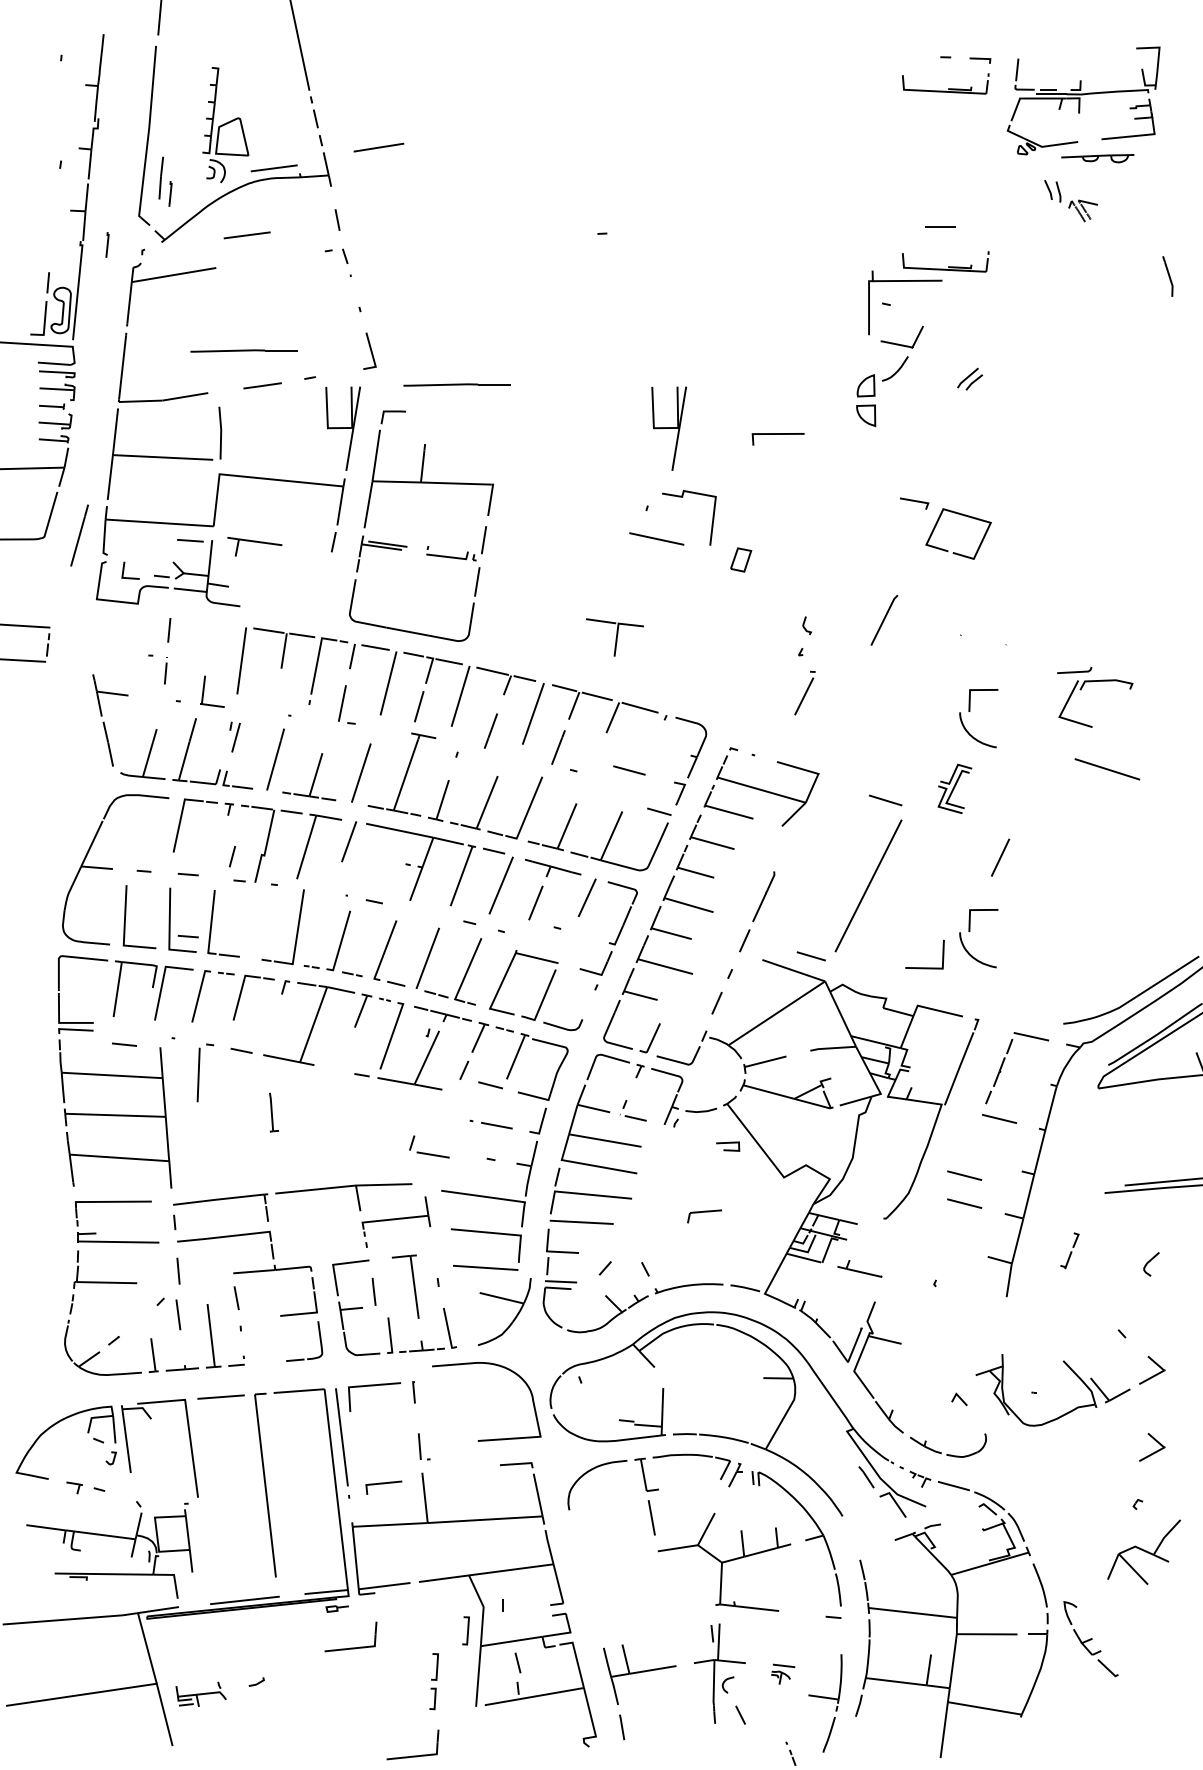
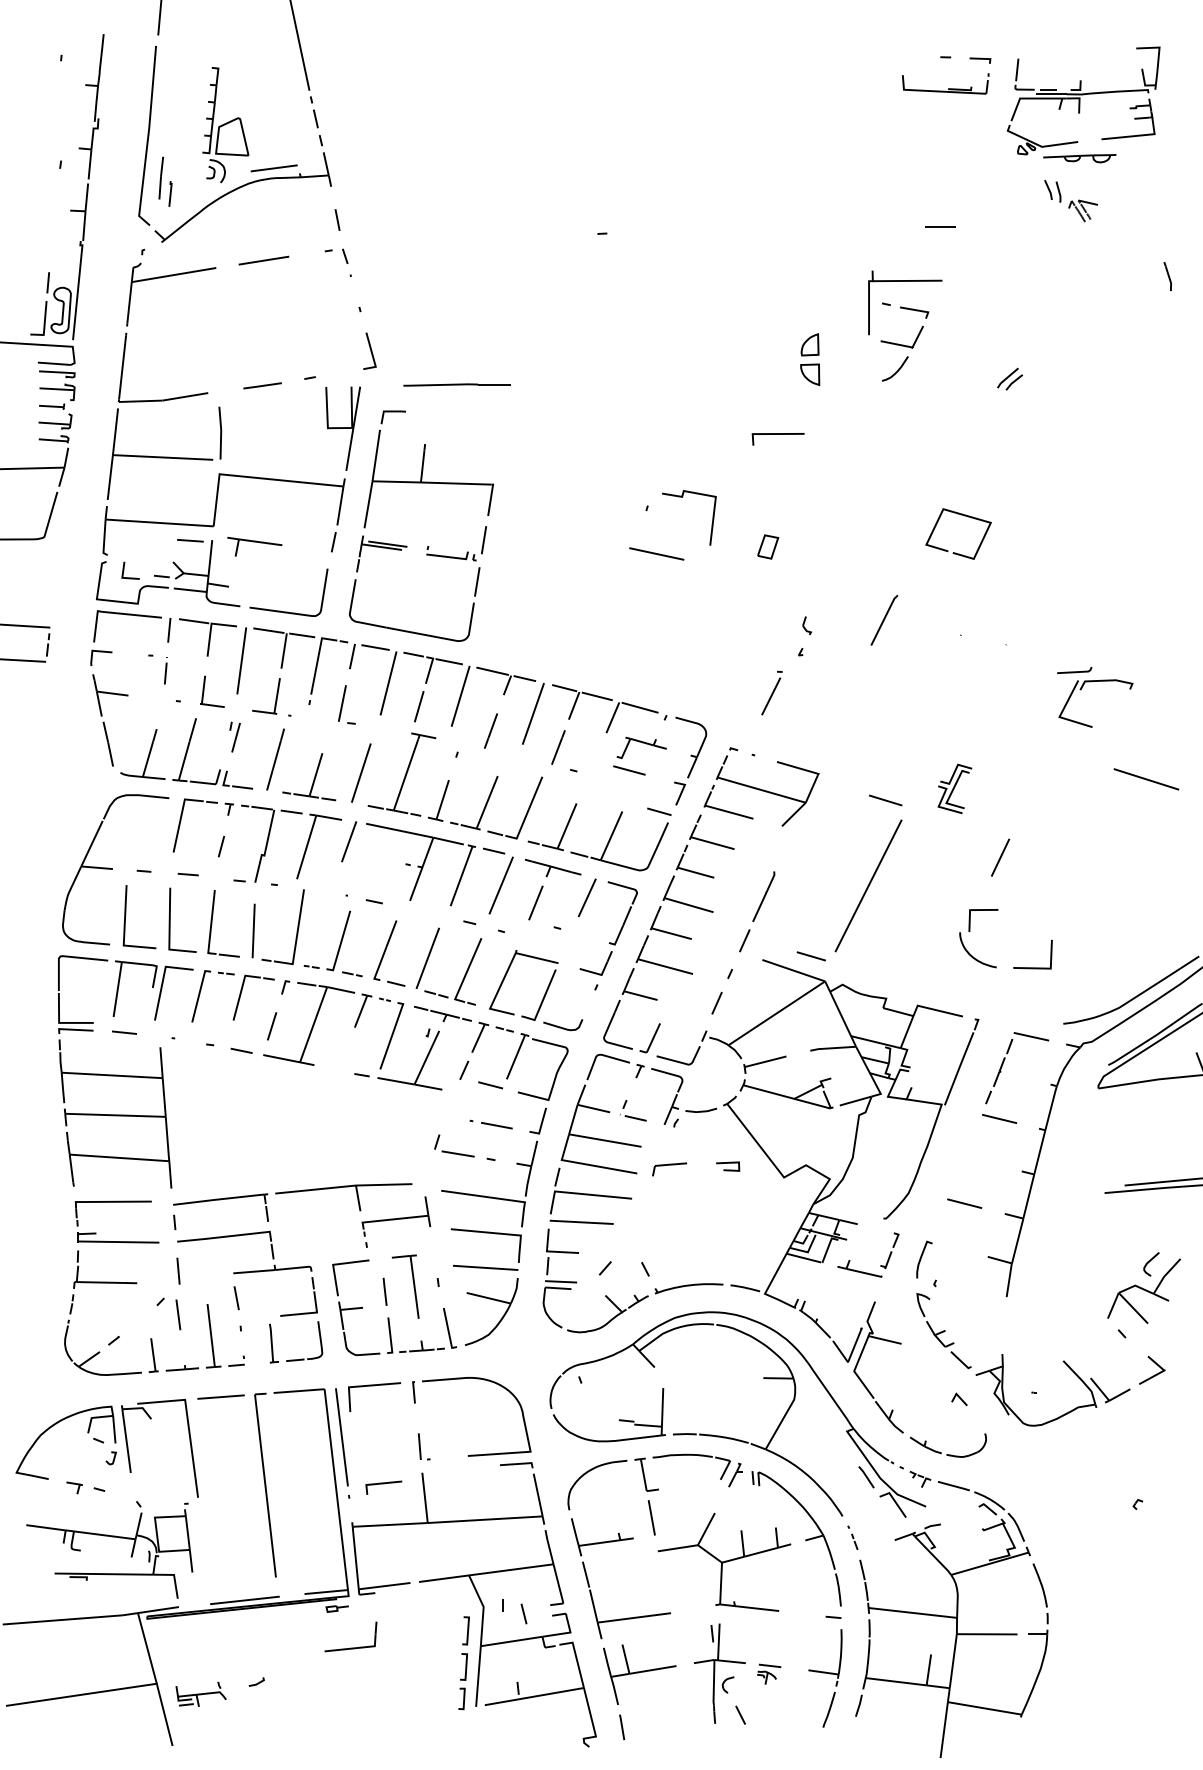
line position: (378, 147) -> (263, 260) (263, 260)
part position: (1097, 158) -> (1079, 158) (1079, 158)
line: present -> none (246, 235)
line: present -> none (107, 244)
part: present -> none (945, 261)
part size: 12x41 px -> 9x29 px (1167, 276)
line: present -> none (243, 350)
part position: (969, 378) -> (1009, 378) (1009, 378)
part position: (866, 400) -> (810, 359) (810, 359)
part: present -> none (668, 428)
line position: (914, 501) -> (914, 310) (914, 310)
line: present -> none (79, 535)
line position: (656, 538) -> (656, 553) (656, 553)
part position: (741, 559) -> (768, 546) (768, 546)
curve: none -> present (288, 611)
part position: (614, 637) -> (207, 637) (207, 637)
part: none -> present (112, 651)
part position: (804, 692) -> (771, 692) (771, 692)
part: none -> present (275, 698)
part: present -> none (970, 711)
part: none -> present (641, 747)
line position: (1107, 769) -> (1146, 779) (1146, 779)
line position: (231, 856) -> (220, 846) (220, 846)
line: present -> none (187, 936)
line position: (924, 967) -> (1032, 967) (1032, 967)
line: none -> present (272, 1026)
line position: (124, 1044) -> (124, 1032) (124, 1032)
line position: (198, 1074) -> (253, 930) (253, 930)
part position: (273, 1112) -> (273, 1343) (273, 1343)
line position: (728, 1143) -> (728, 1163) (728, 1163)
part position: (429, 1153) -> (454, 1152) (454, 1152)
line: present -> none (964, 1175)
part position: (704, 1216) -> (669, 1169) (669, 1169)
part position: (1069, 1250) -> (889, 1250) (889, 1250)
curve: none -> present (921, 1259)
line position: (373, 1291) -> (384, 1291) (384, 1291)
part position: (505, 1300) -> (492, 1300) (492, 1300)
curve position: (493, 1365) -> (483, 1380) (483, 1380)
part: present -> none (1152, 1447)
part position: (1143, 1551) -> (1143, 1290) (1143, 1290)
part: none -> present (590, 1587)
part position: (1090, 1639) -> (943, 1331) (943, 1331)
line position: (517, 1662) -> (523, 1613) (523, 1613)
part position: (783, 1673) -> (769, 1673) (769, 1673)
part position: (433, 1681) -> (462, 1681) (462, 1681)
part position: (825, 1703) -> (825, 1678) (825, 1678)
part position: (790, 1753) -> (852, 1537) (852, 1537)
part: present -> none (412, 1755)
